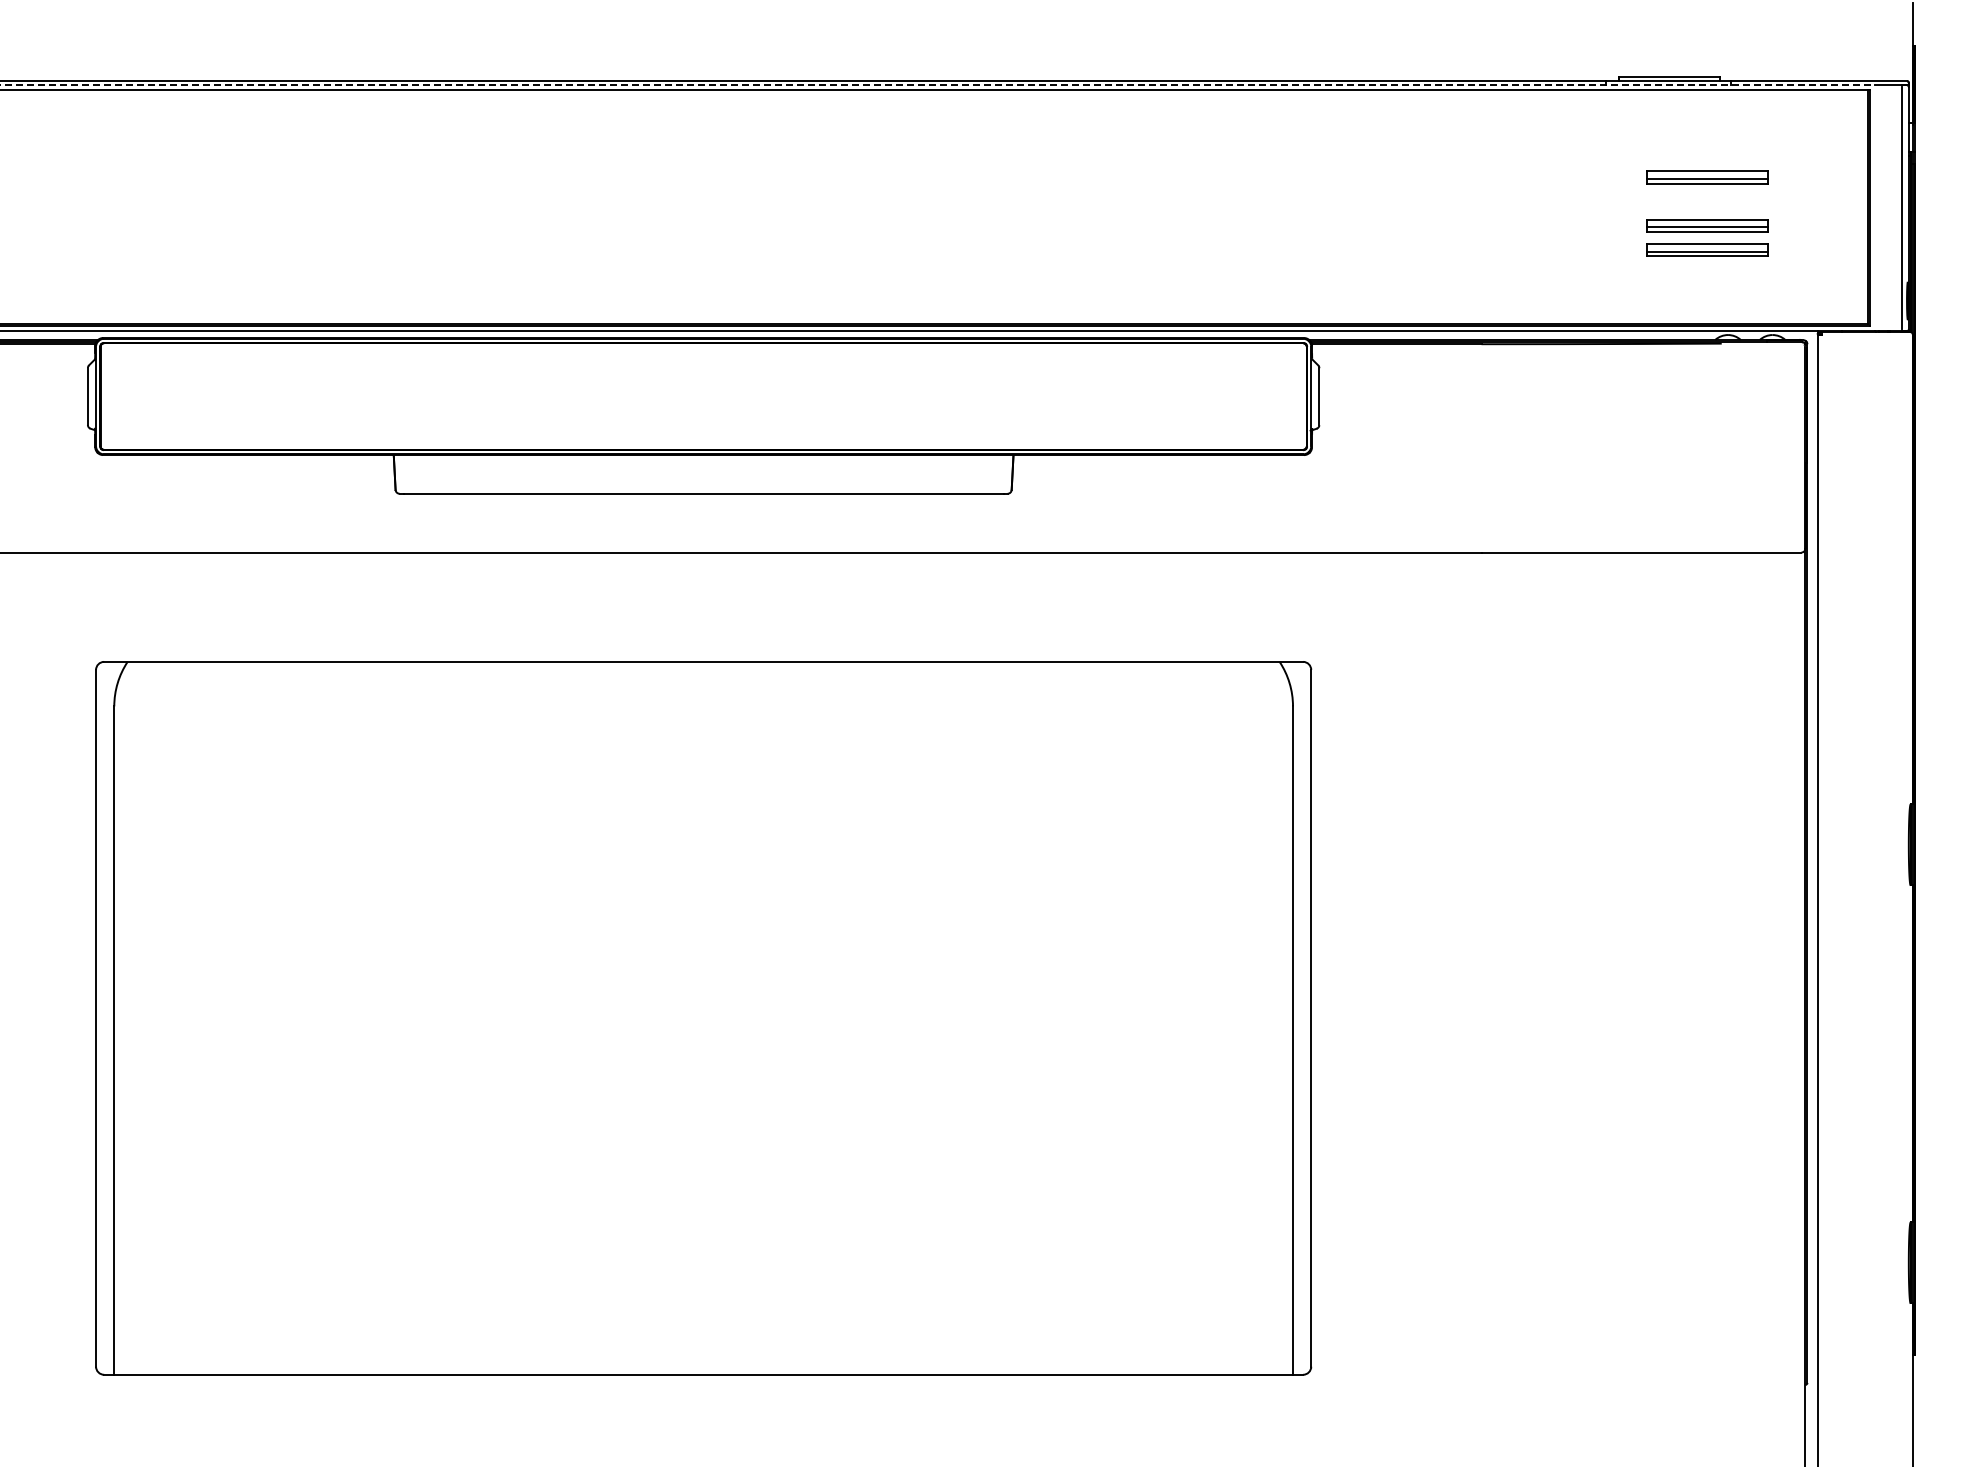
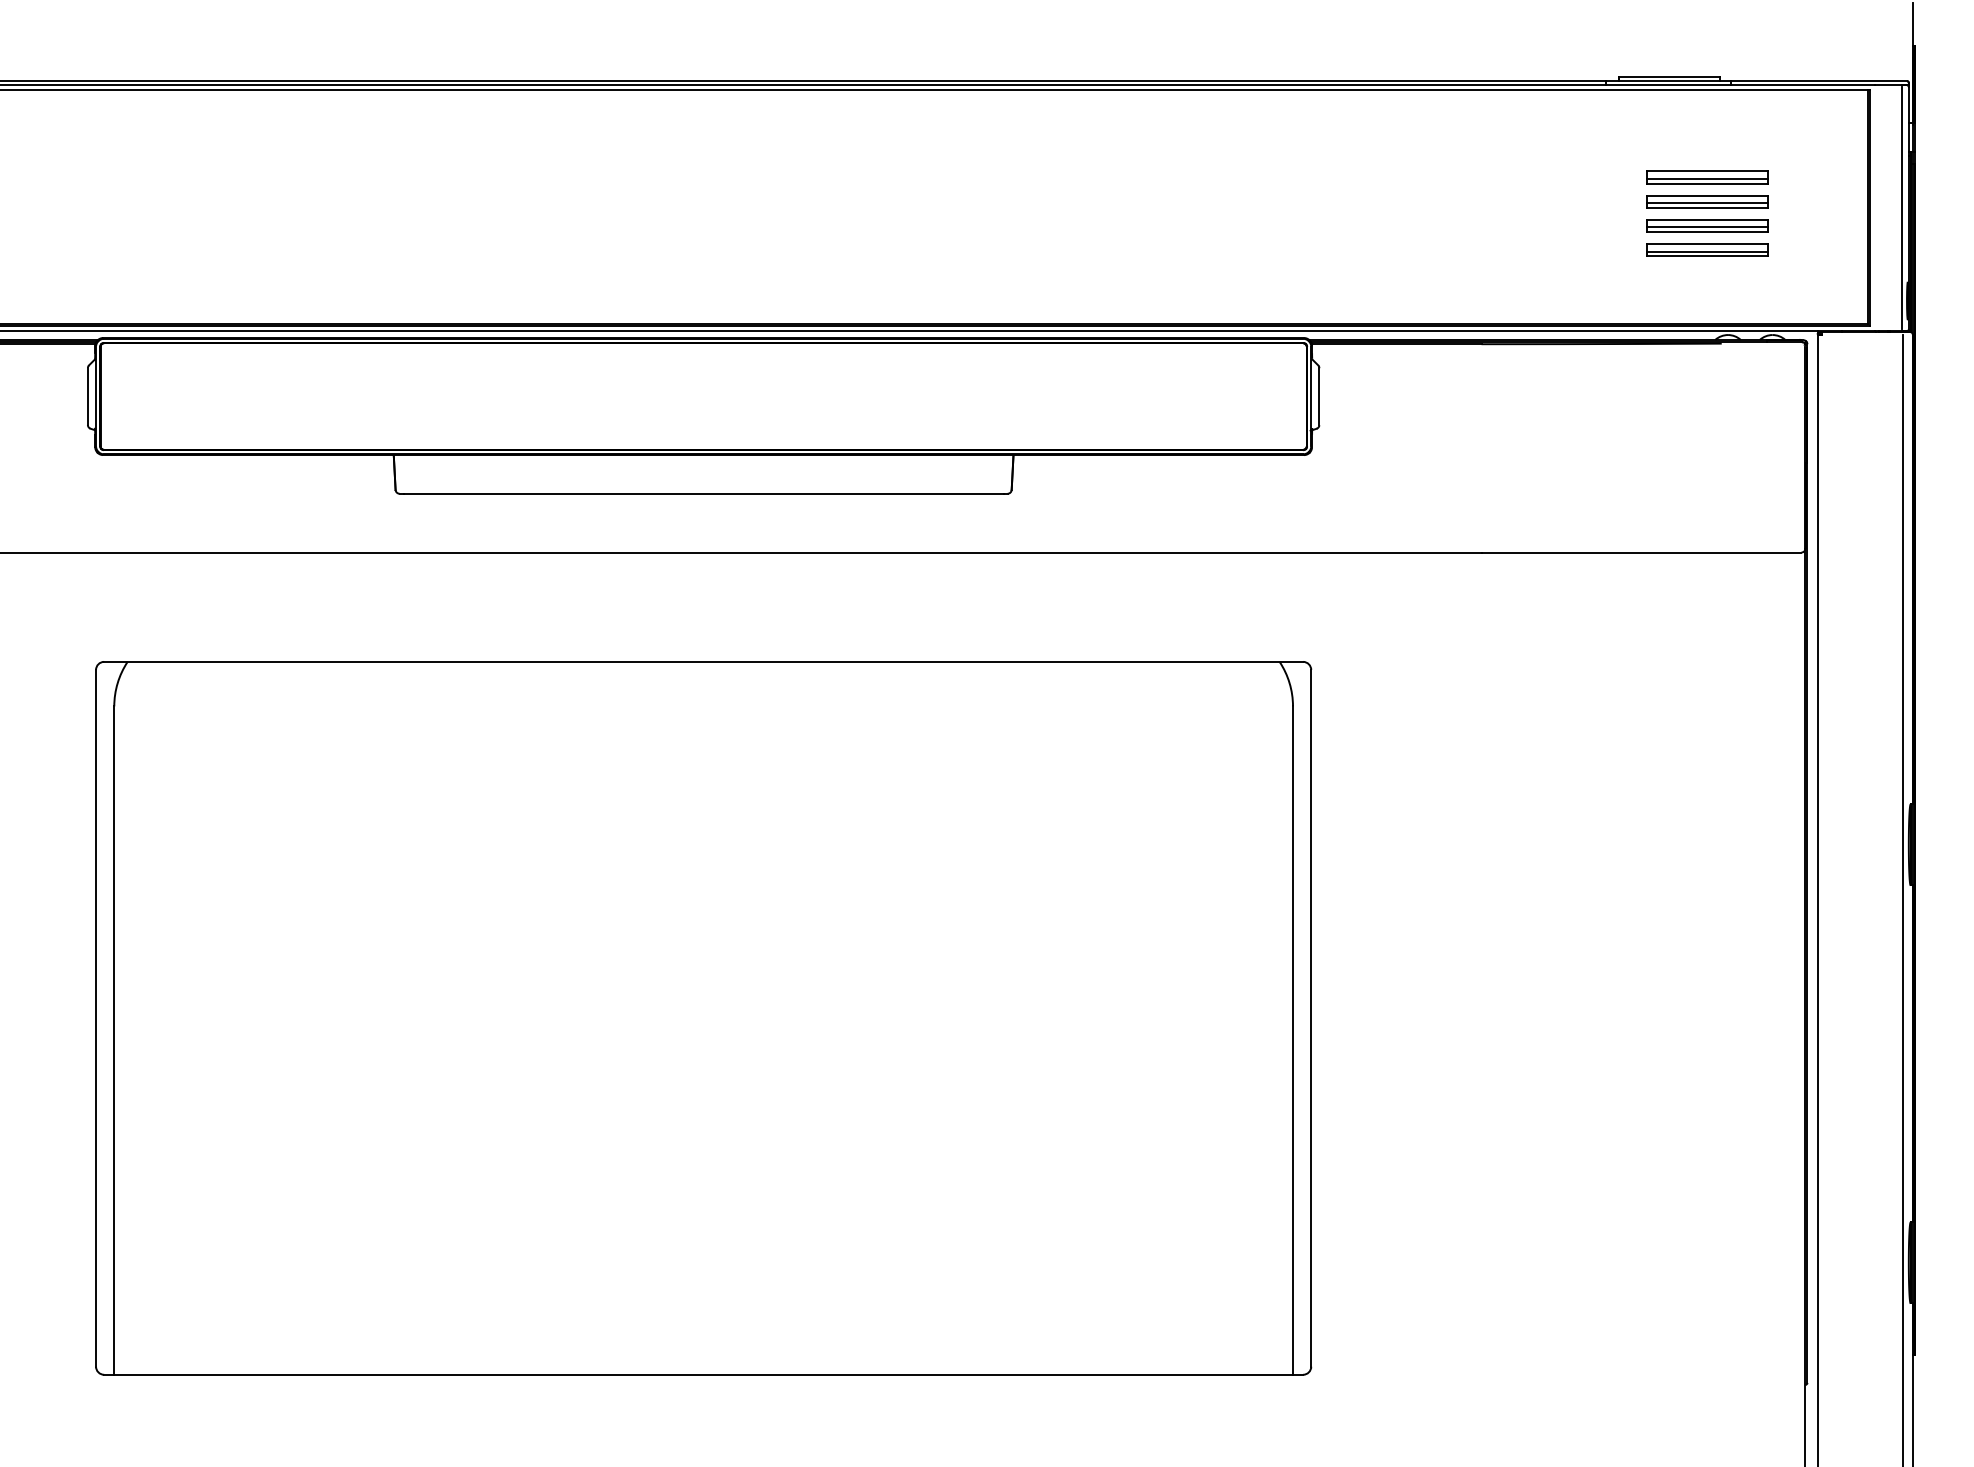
line: dashed -> solid (938, 85)
part: none -> present (1707, 201)
line: none -> present (1902, 898)
